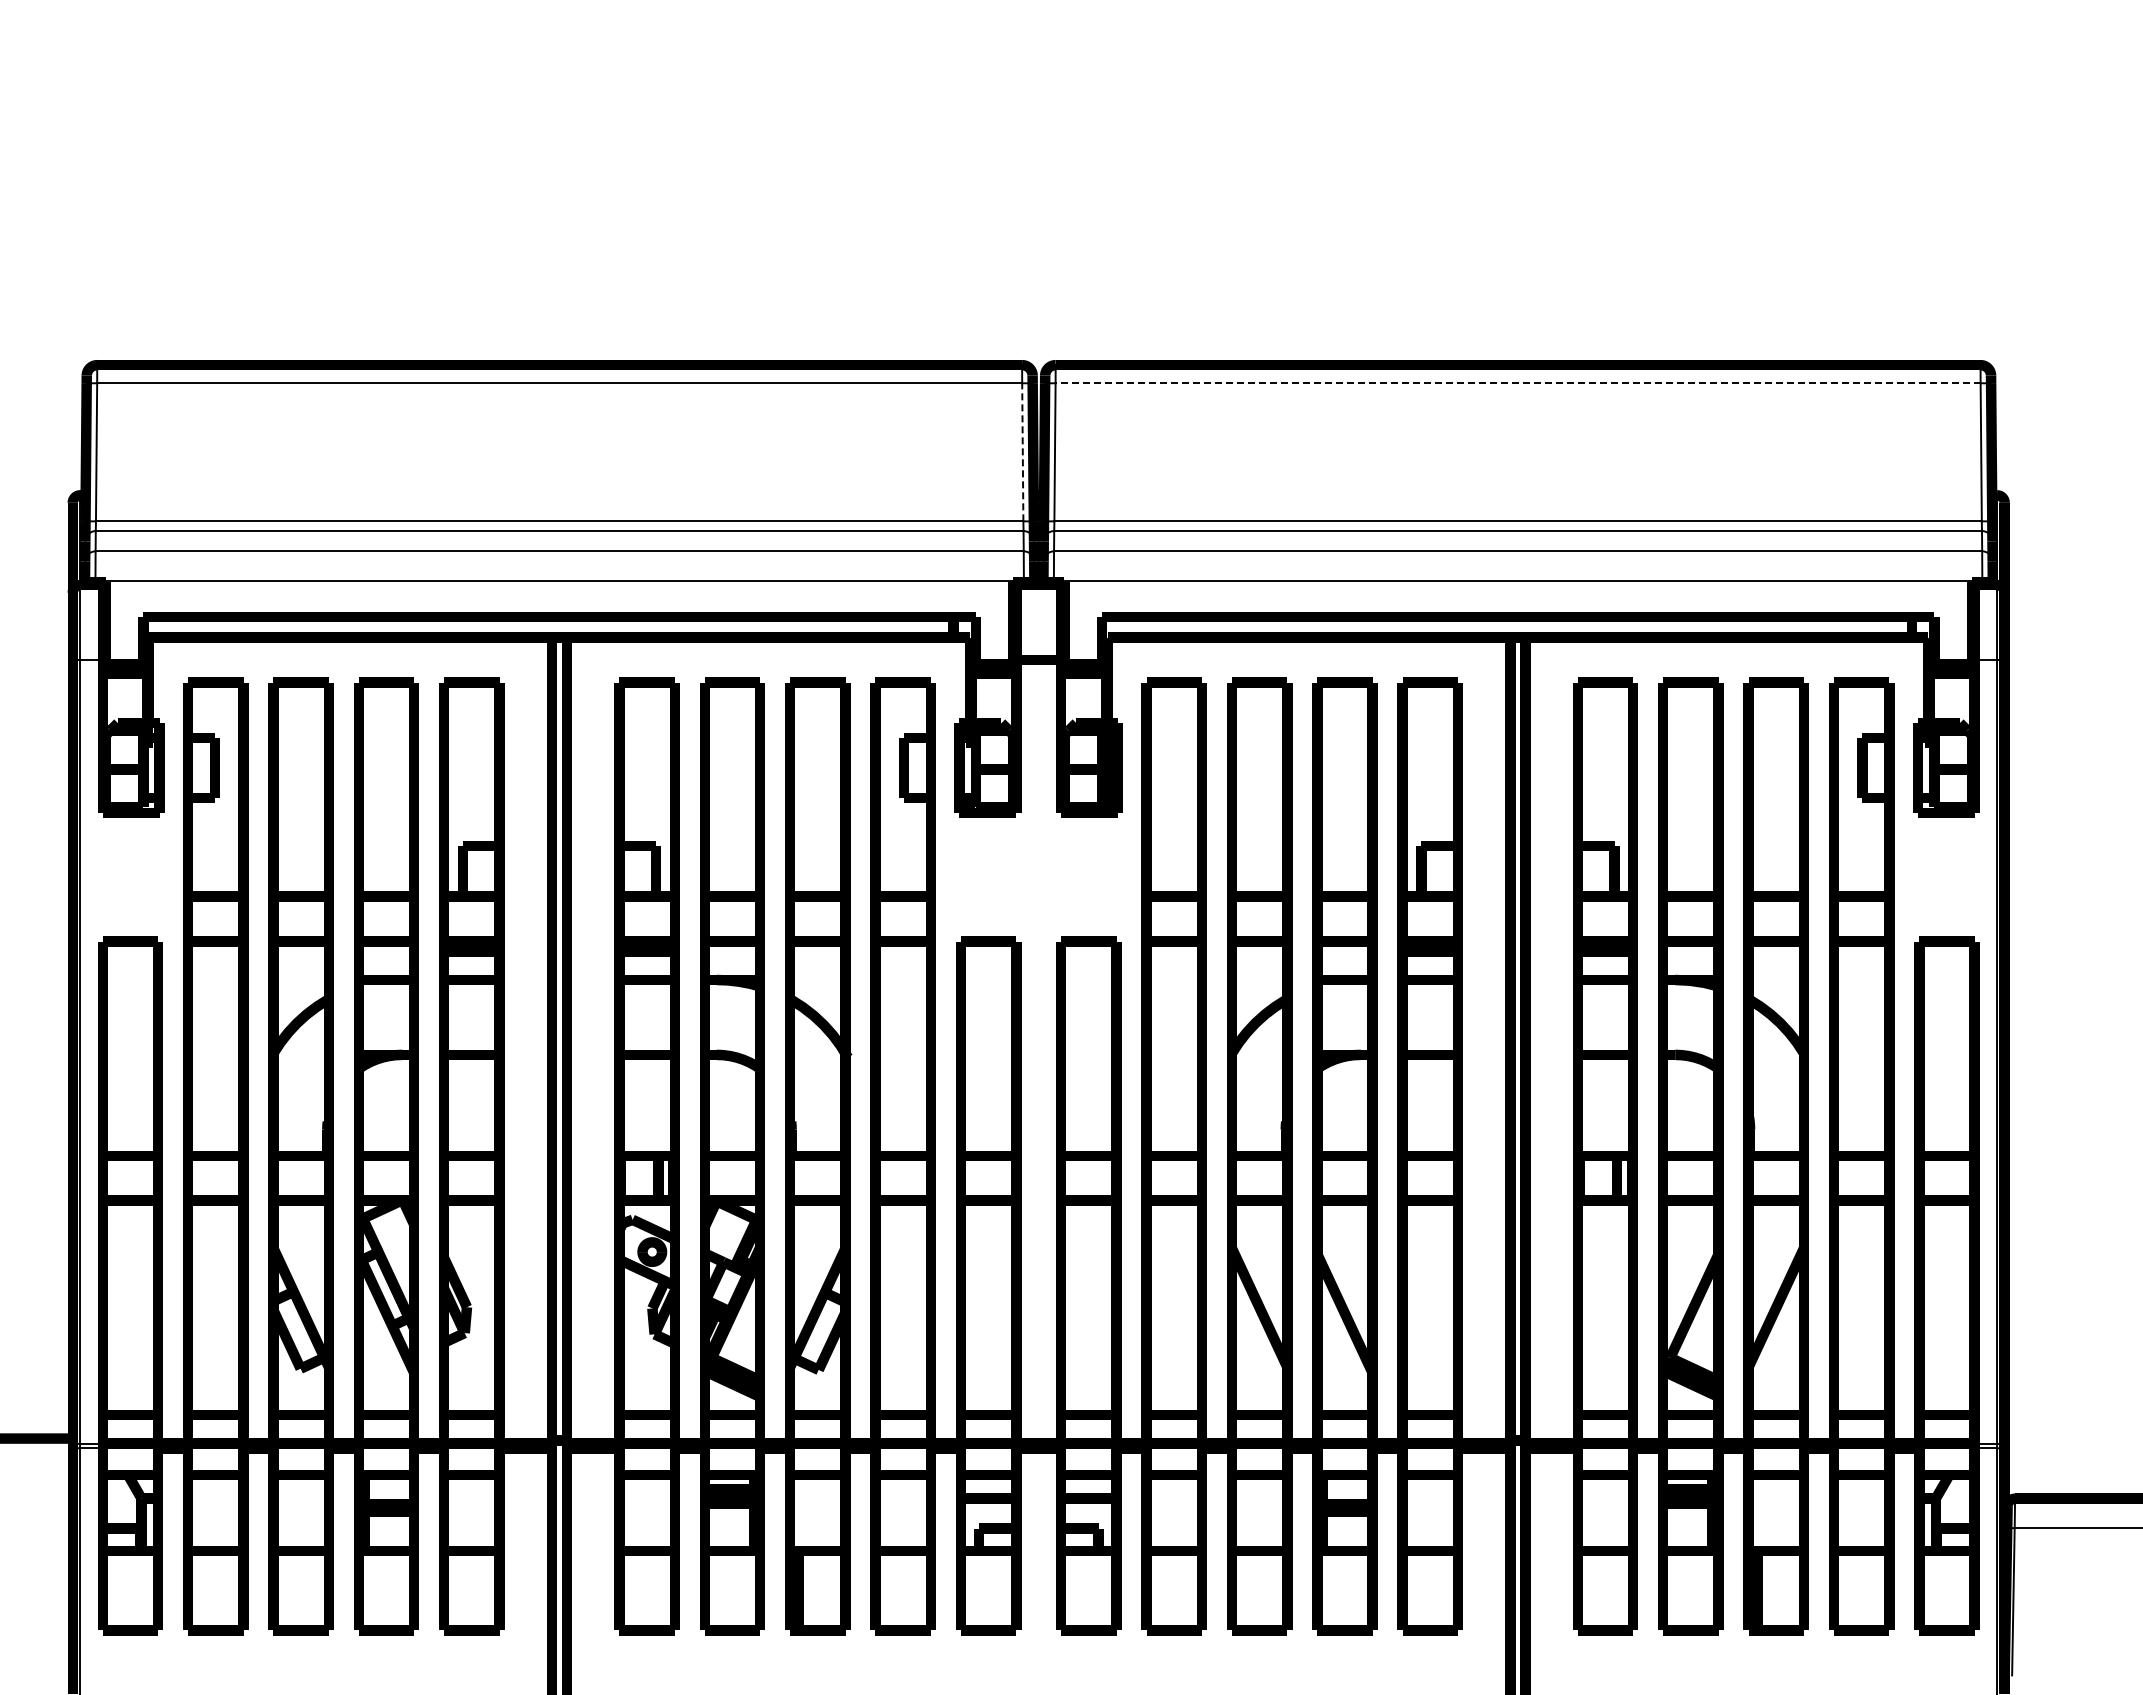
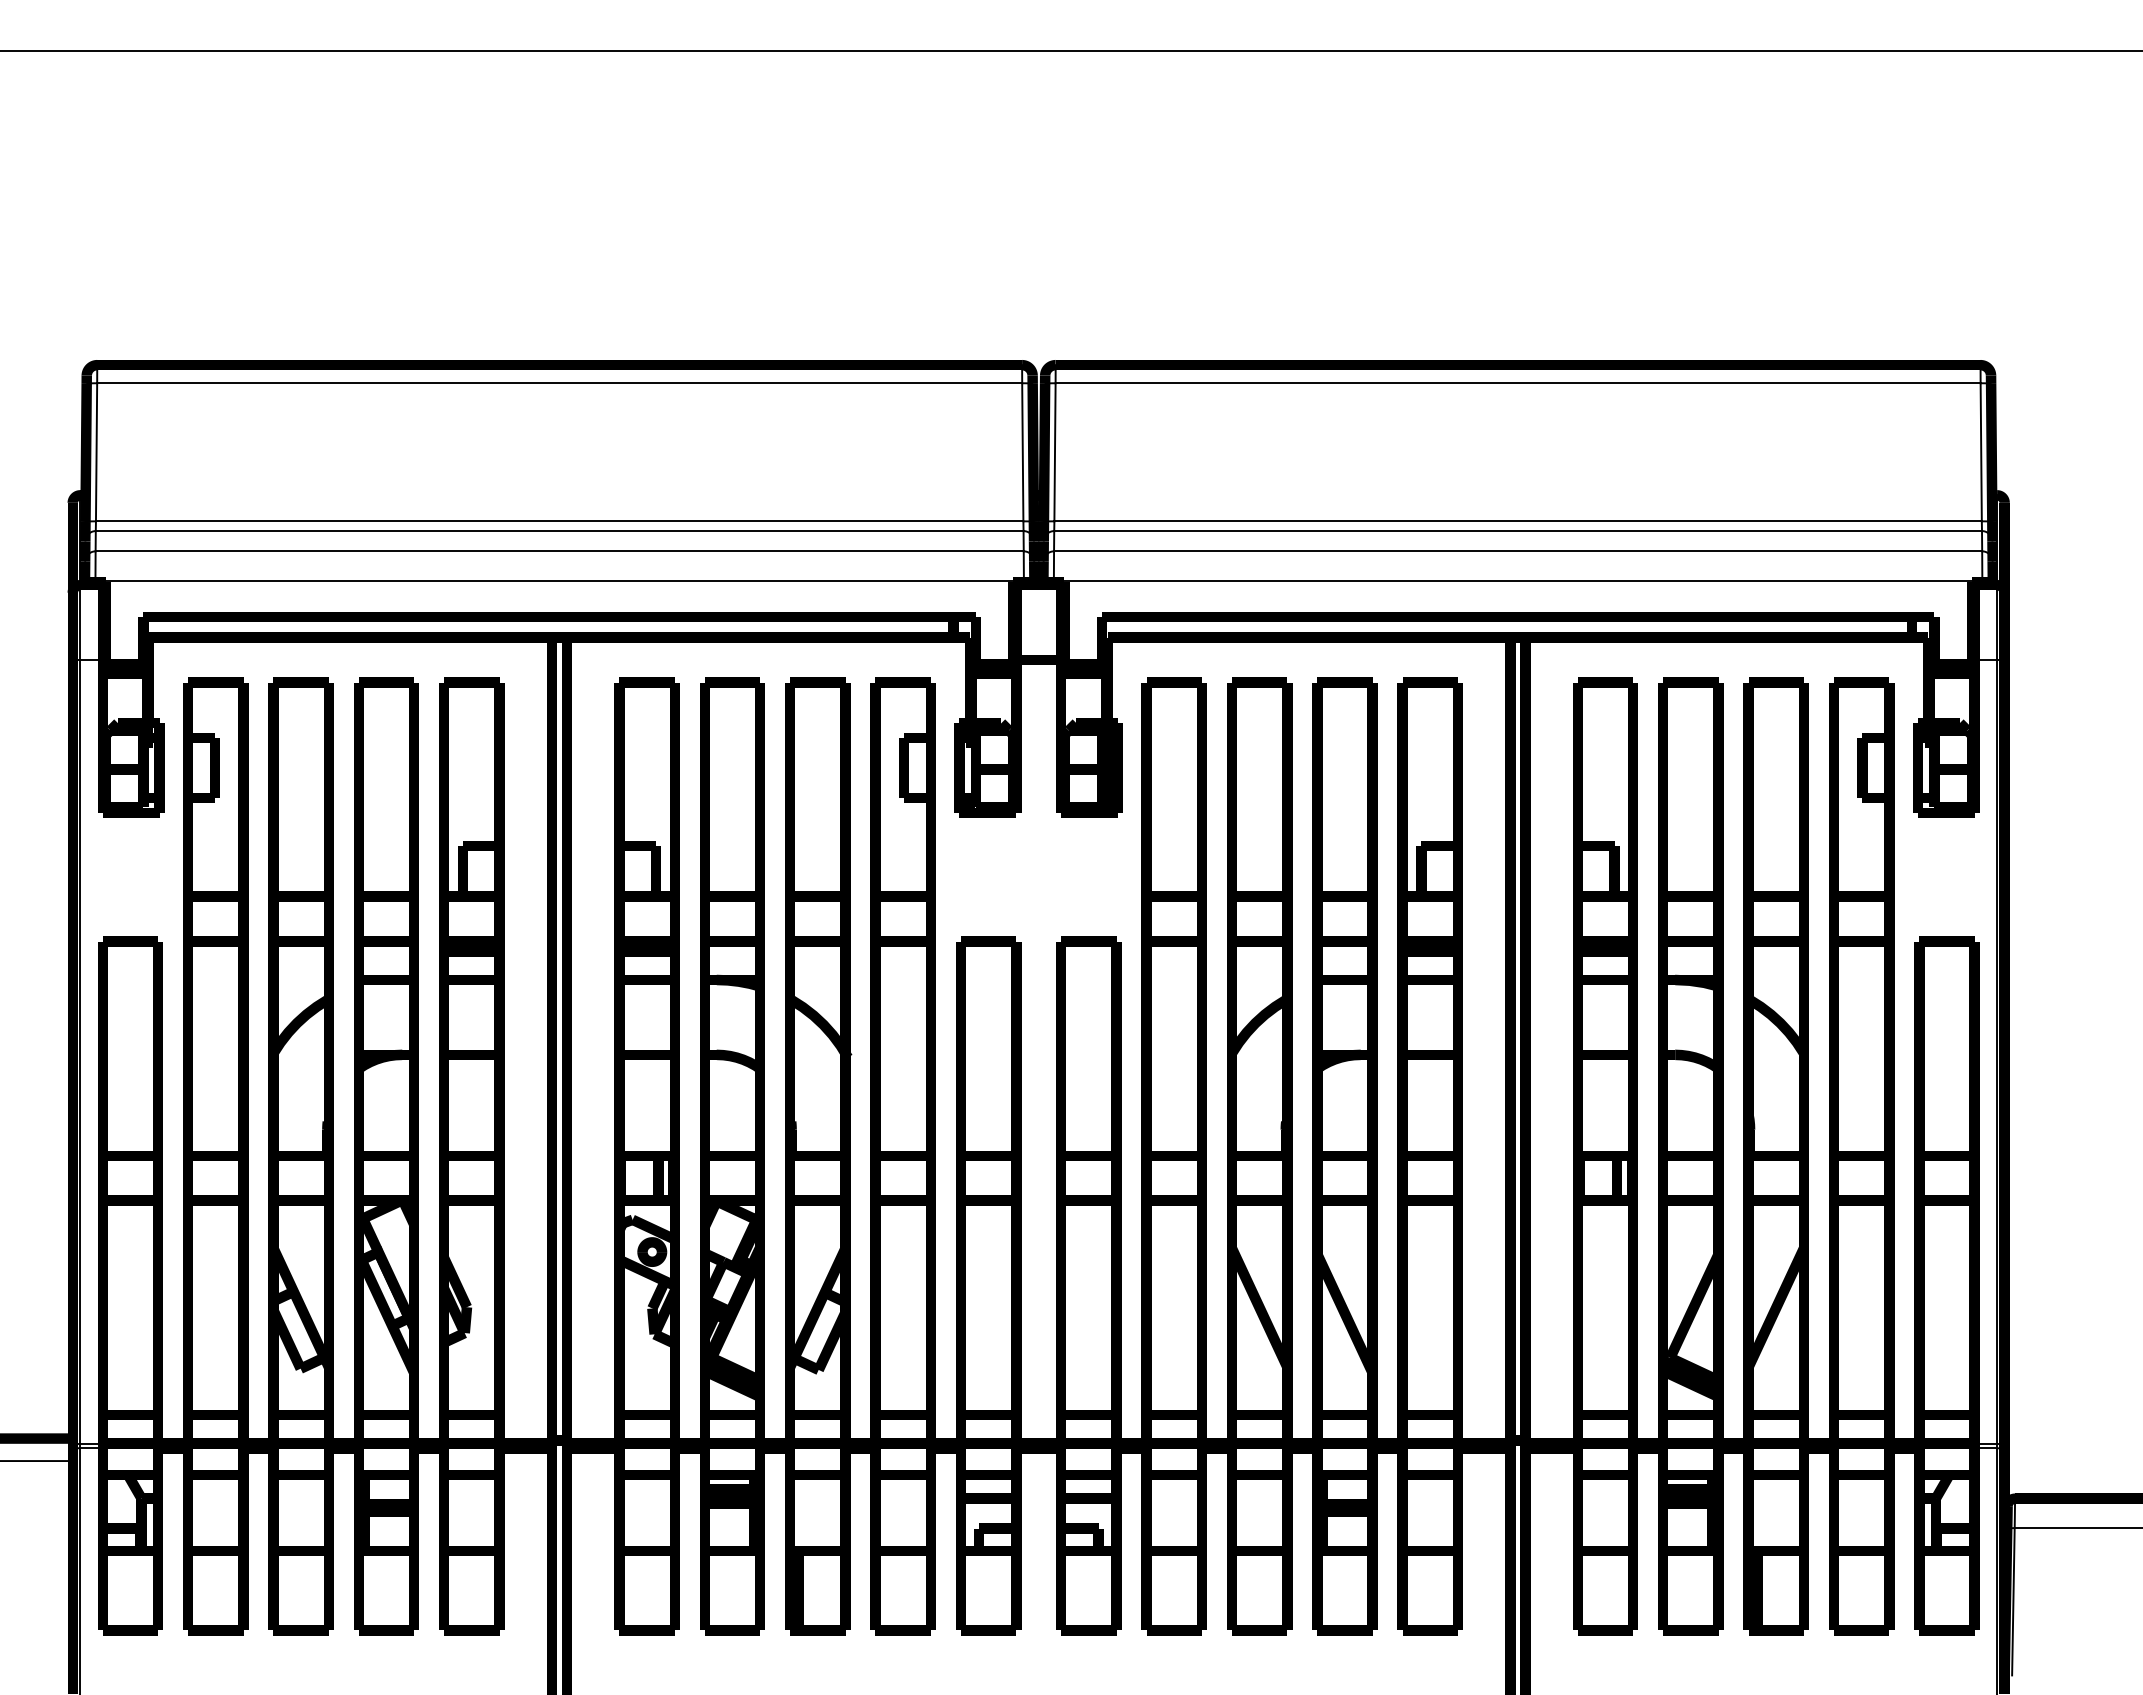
line: none -> present (1070, 50)
line: dashed -> solid (1518, 383)
line: dashed -> solid (1022, 451)
line: none -> present (37, 1461)
